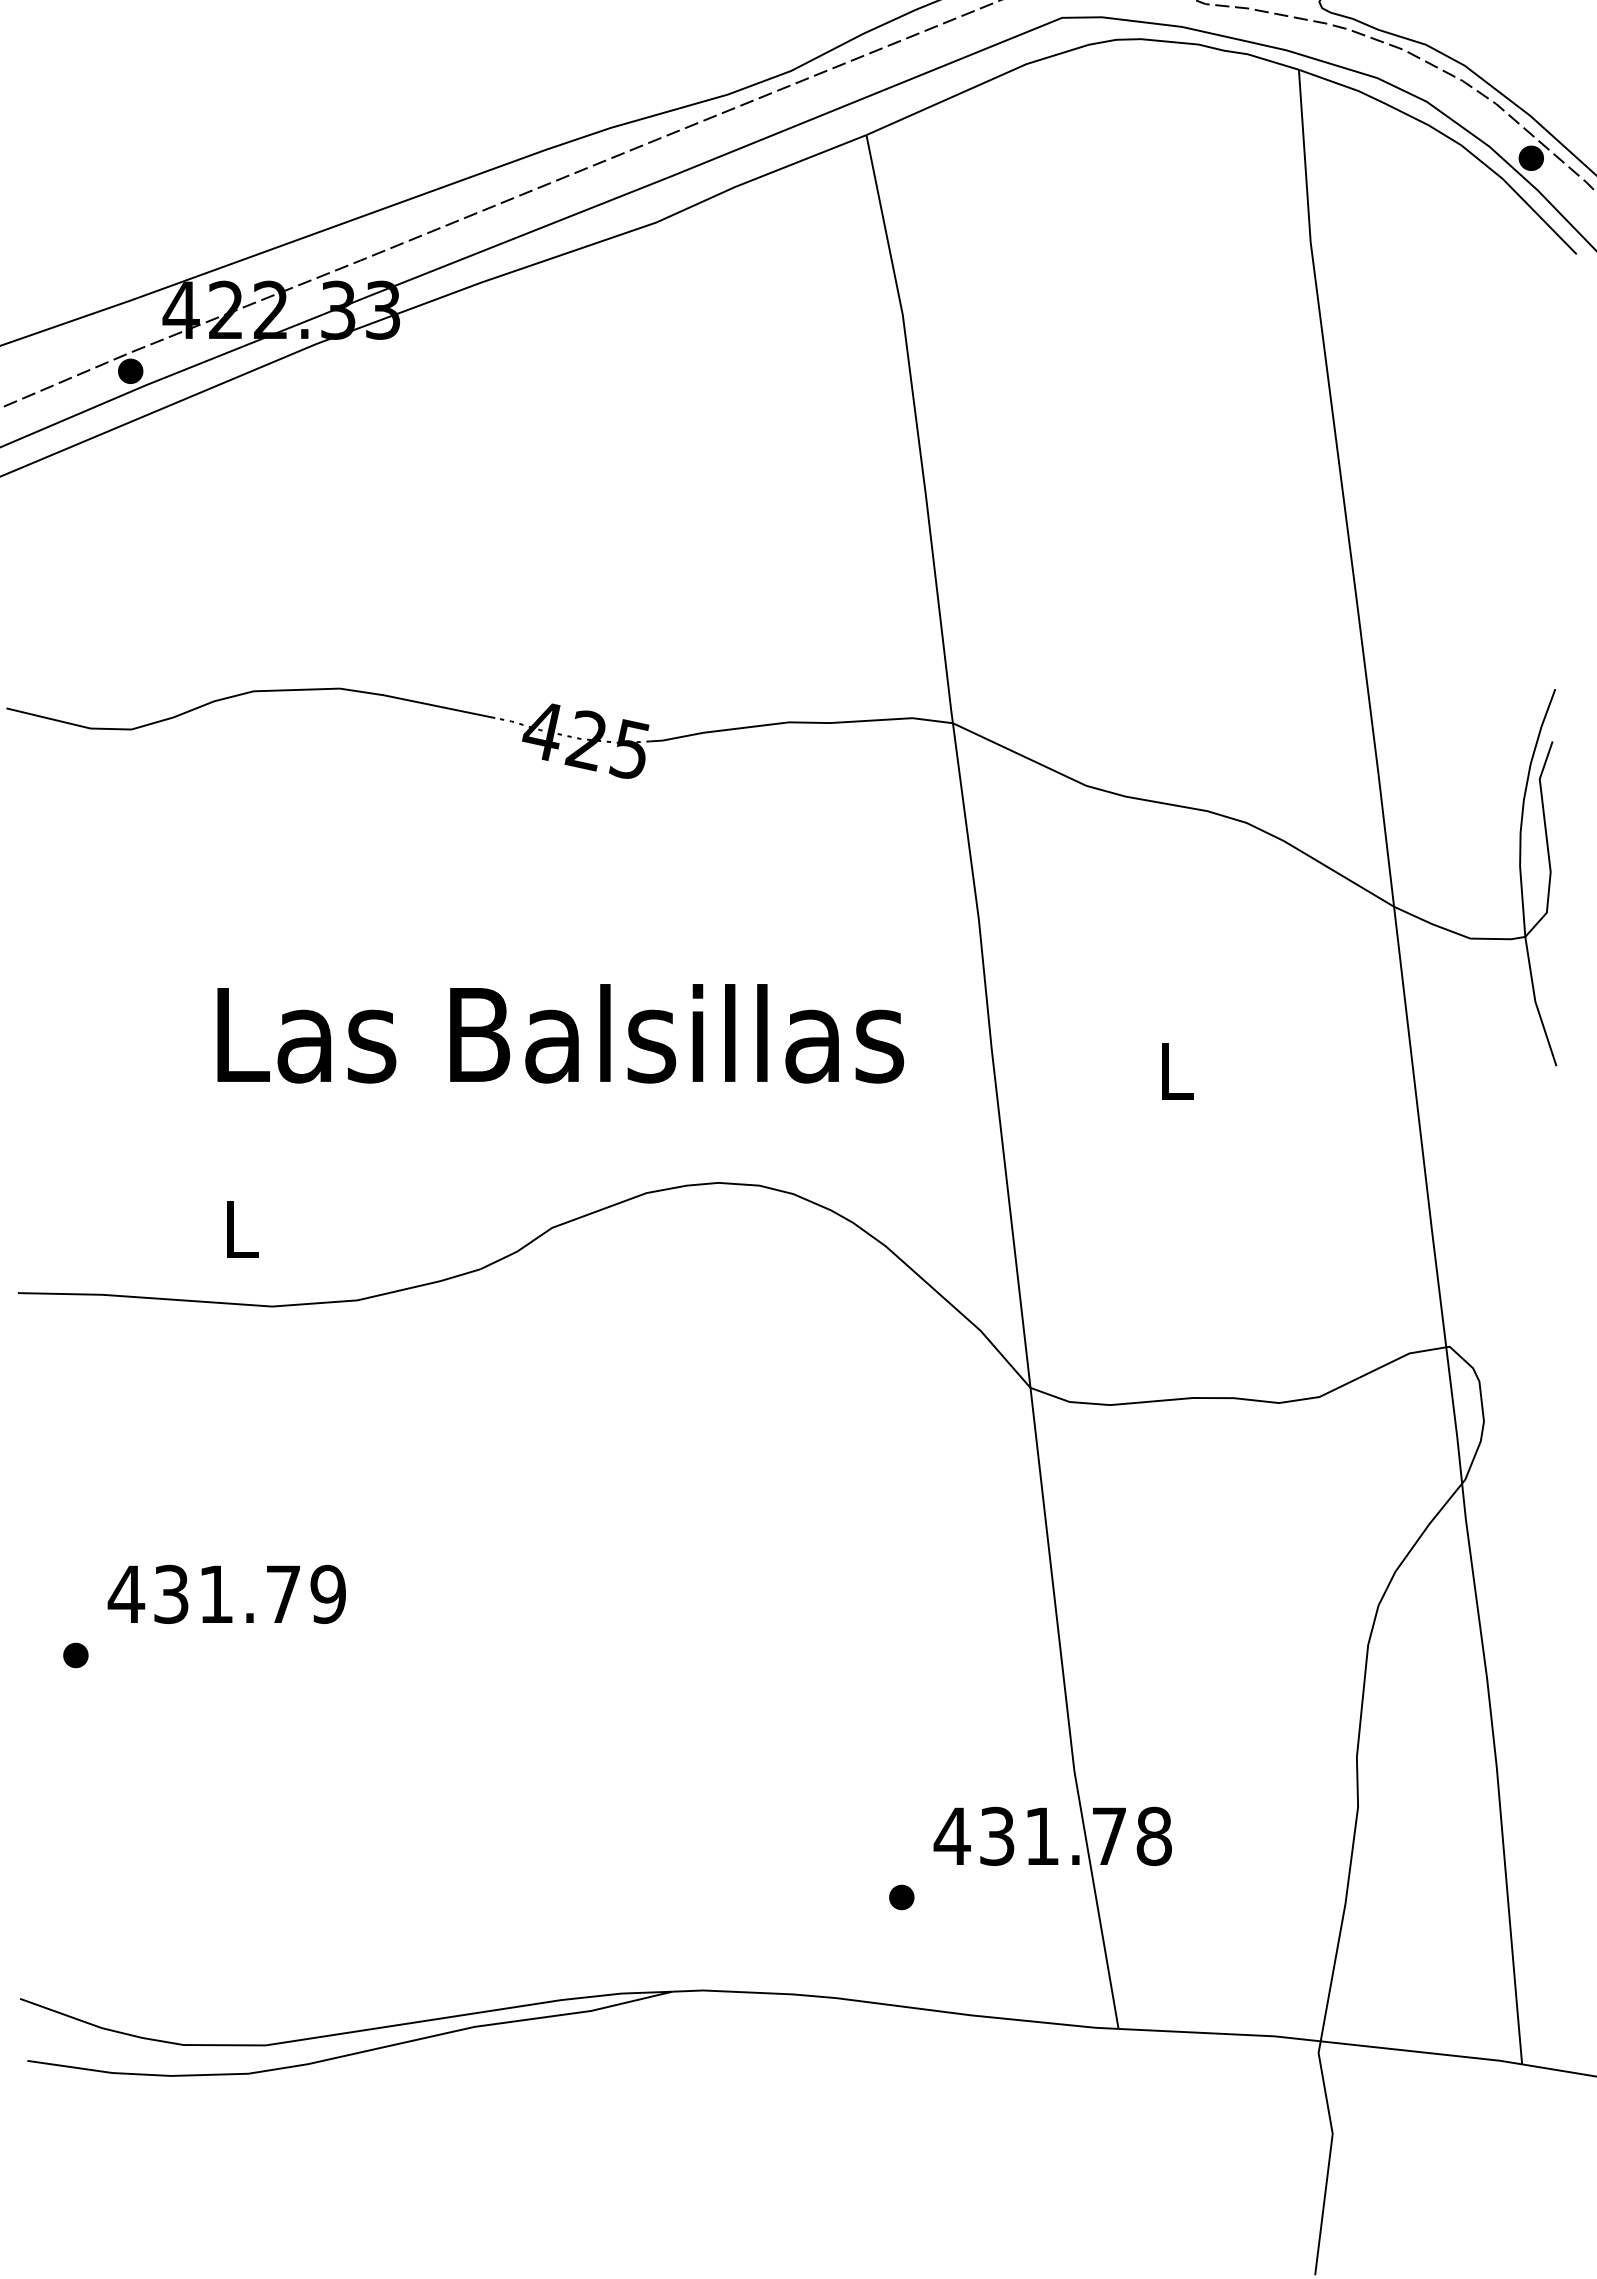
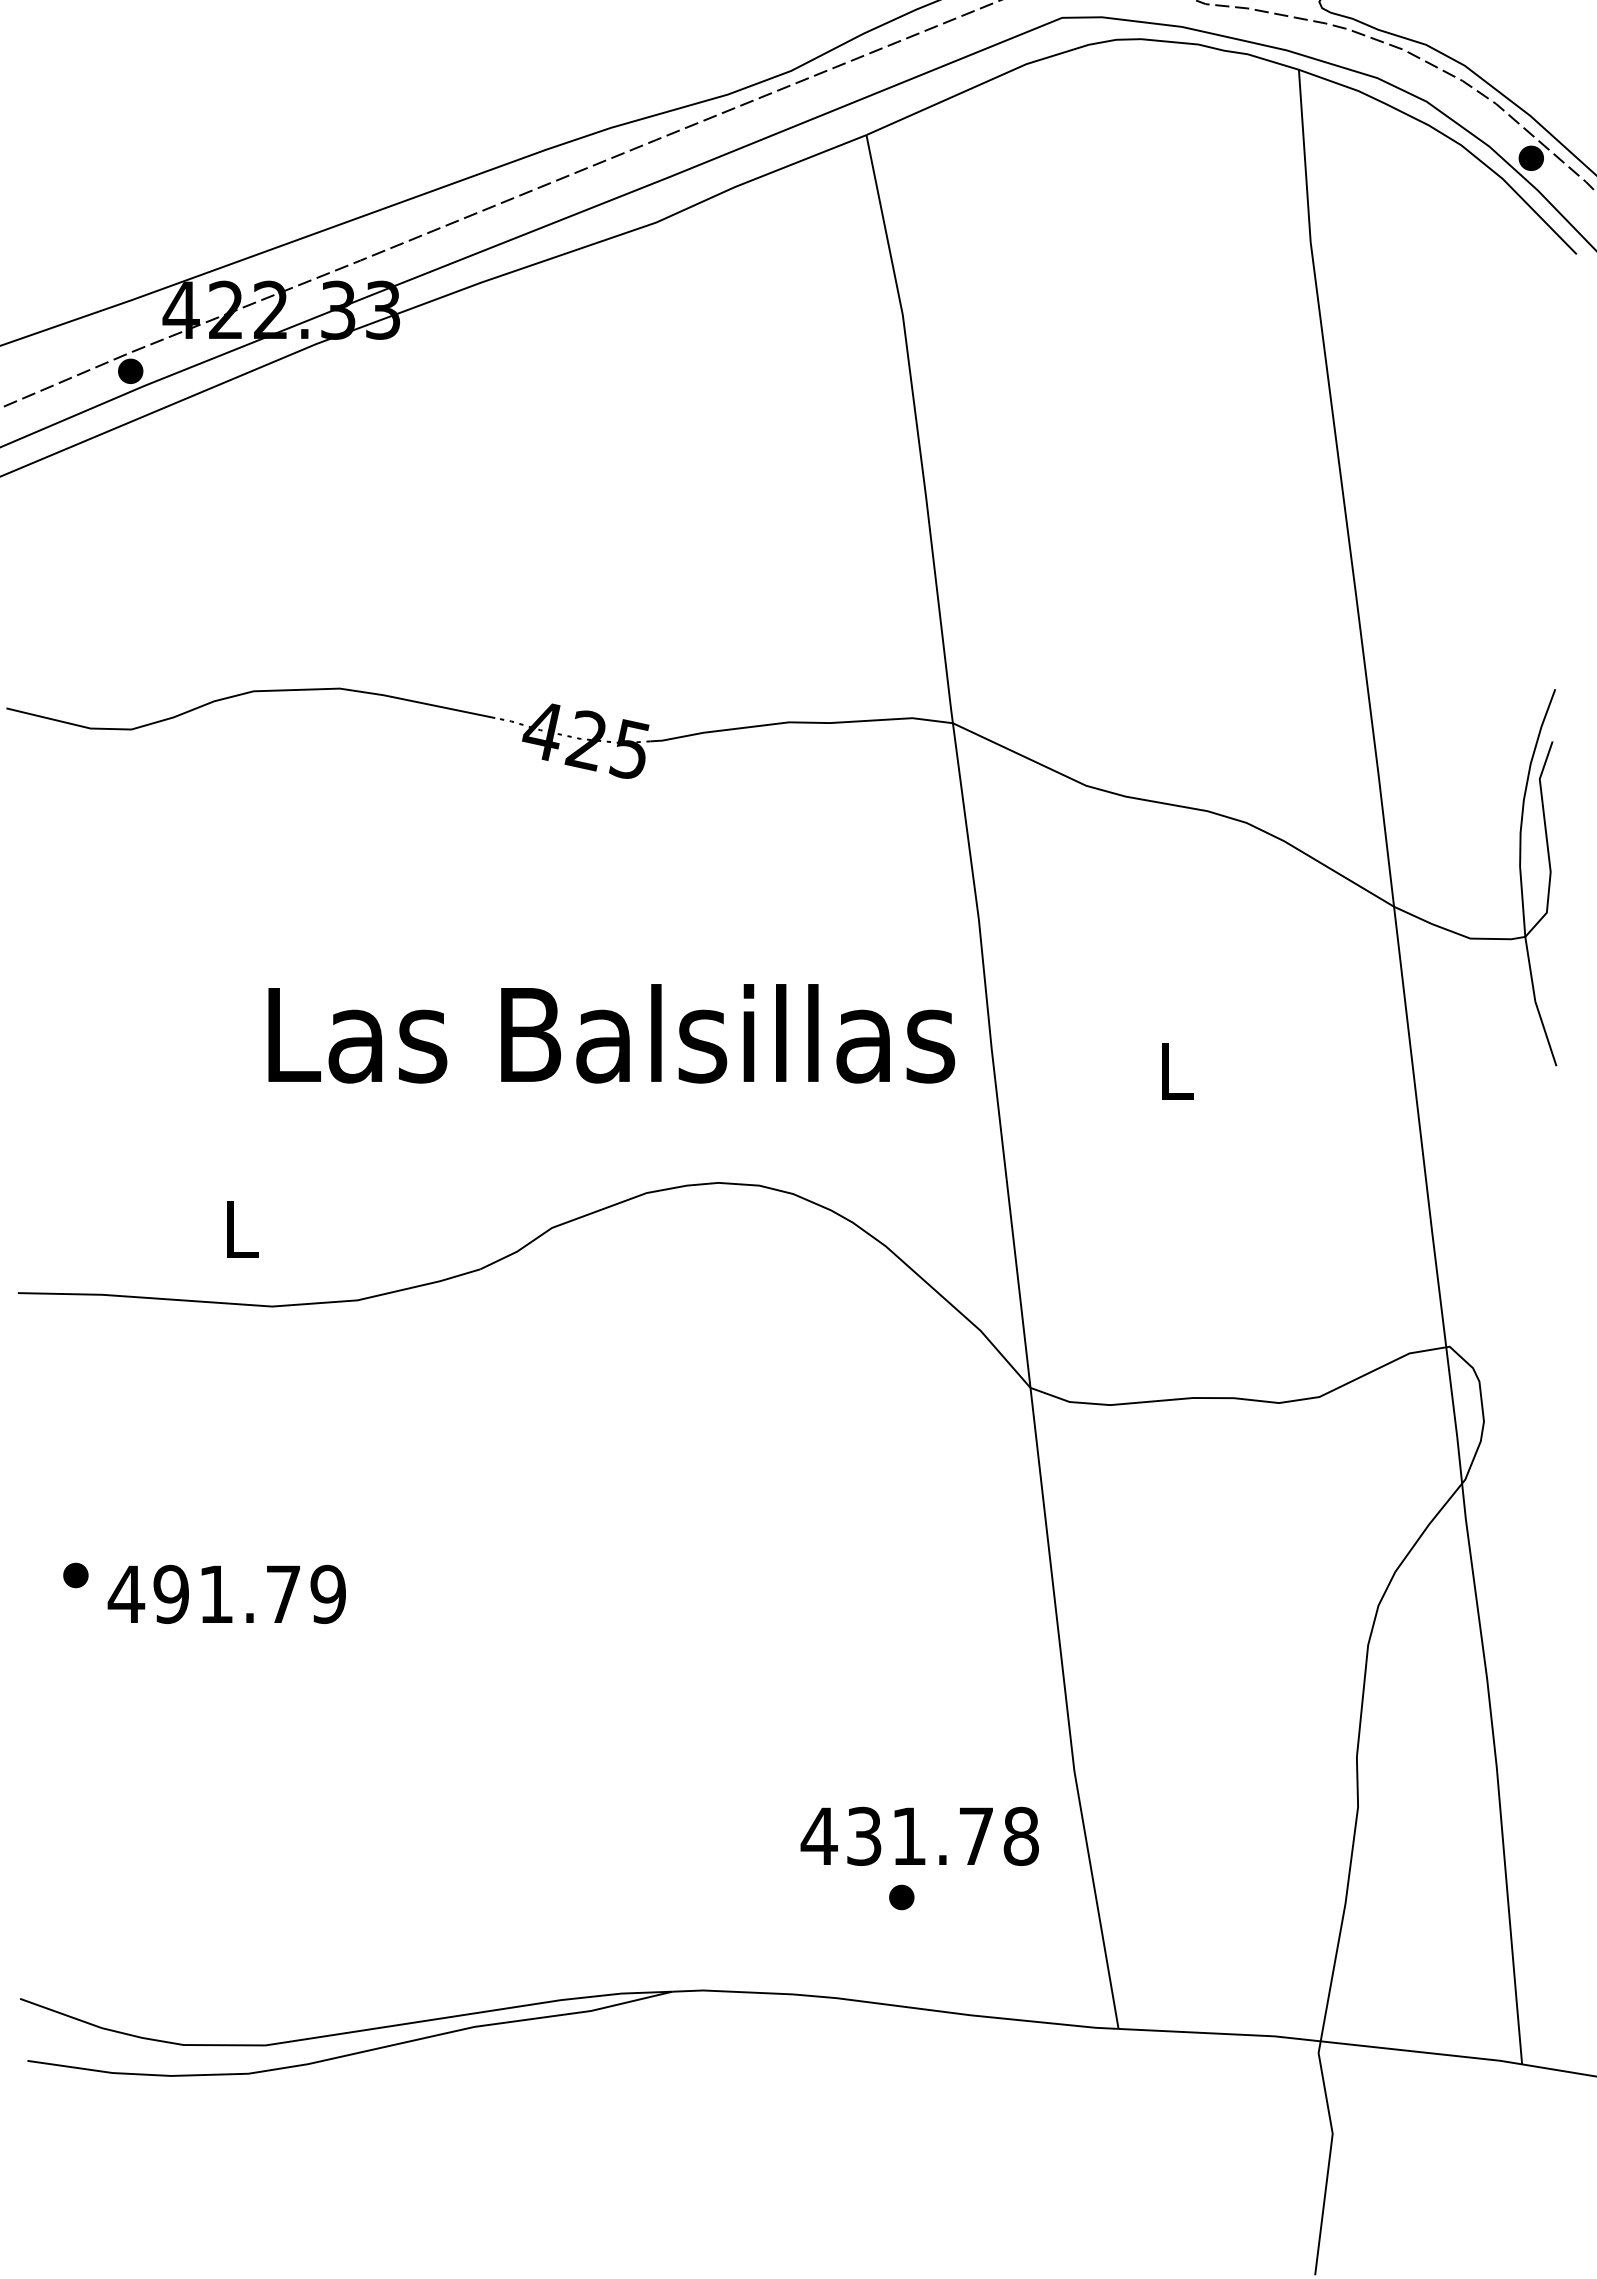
text position: (560, 1033) -> (611, 1033) (611, 1033)
text: 431.79 -> 491.79 (170, 1594)
part position: (75, 1655) -> (75, 1575) (75, 1575)
text position: (1052, 1835) -> (919, 1835) (919, 1835)
